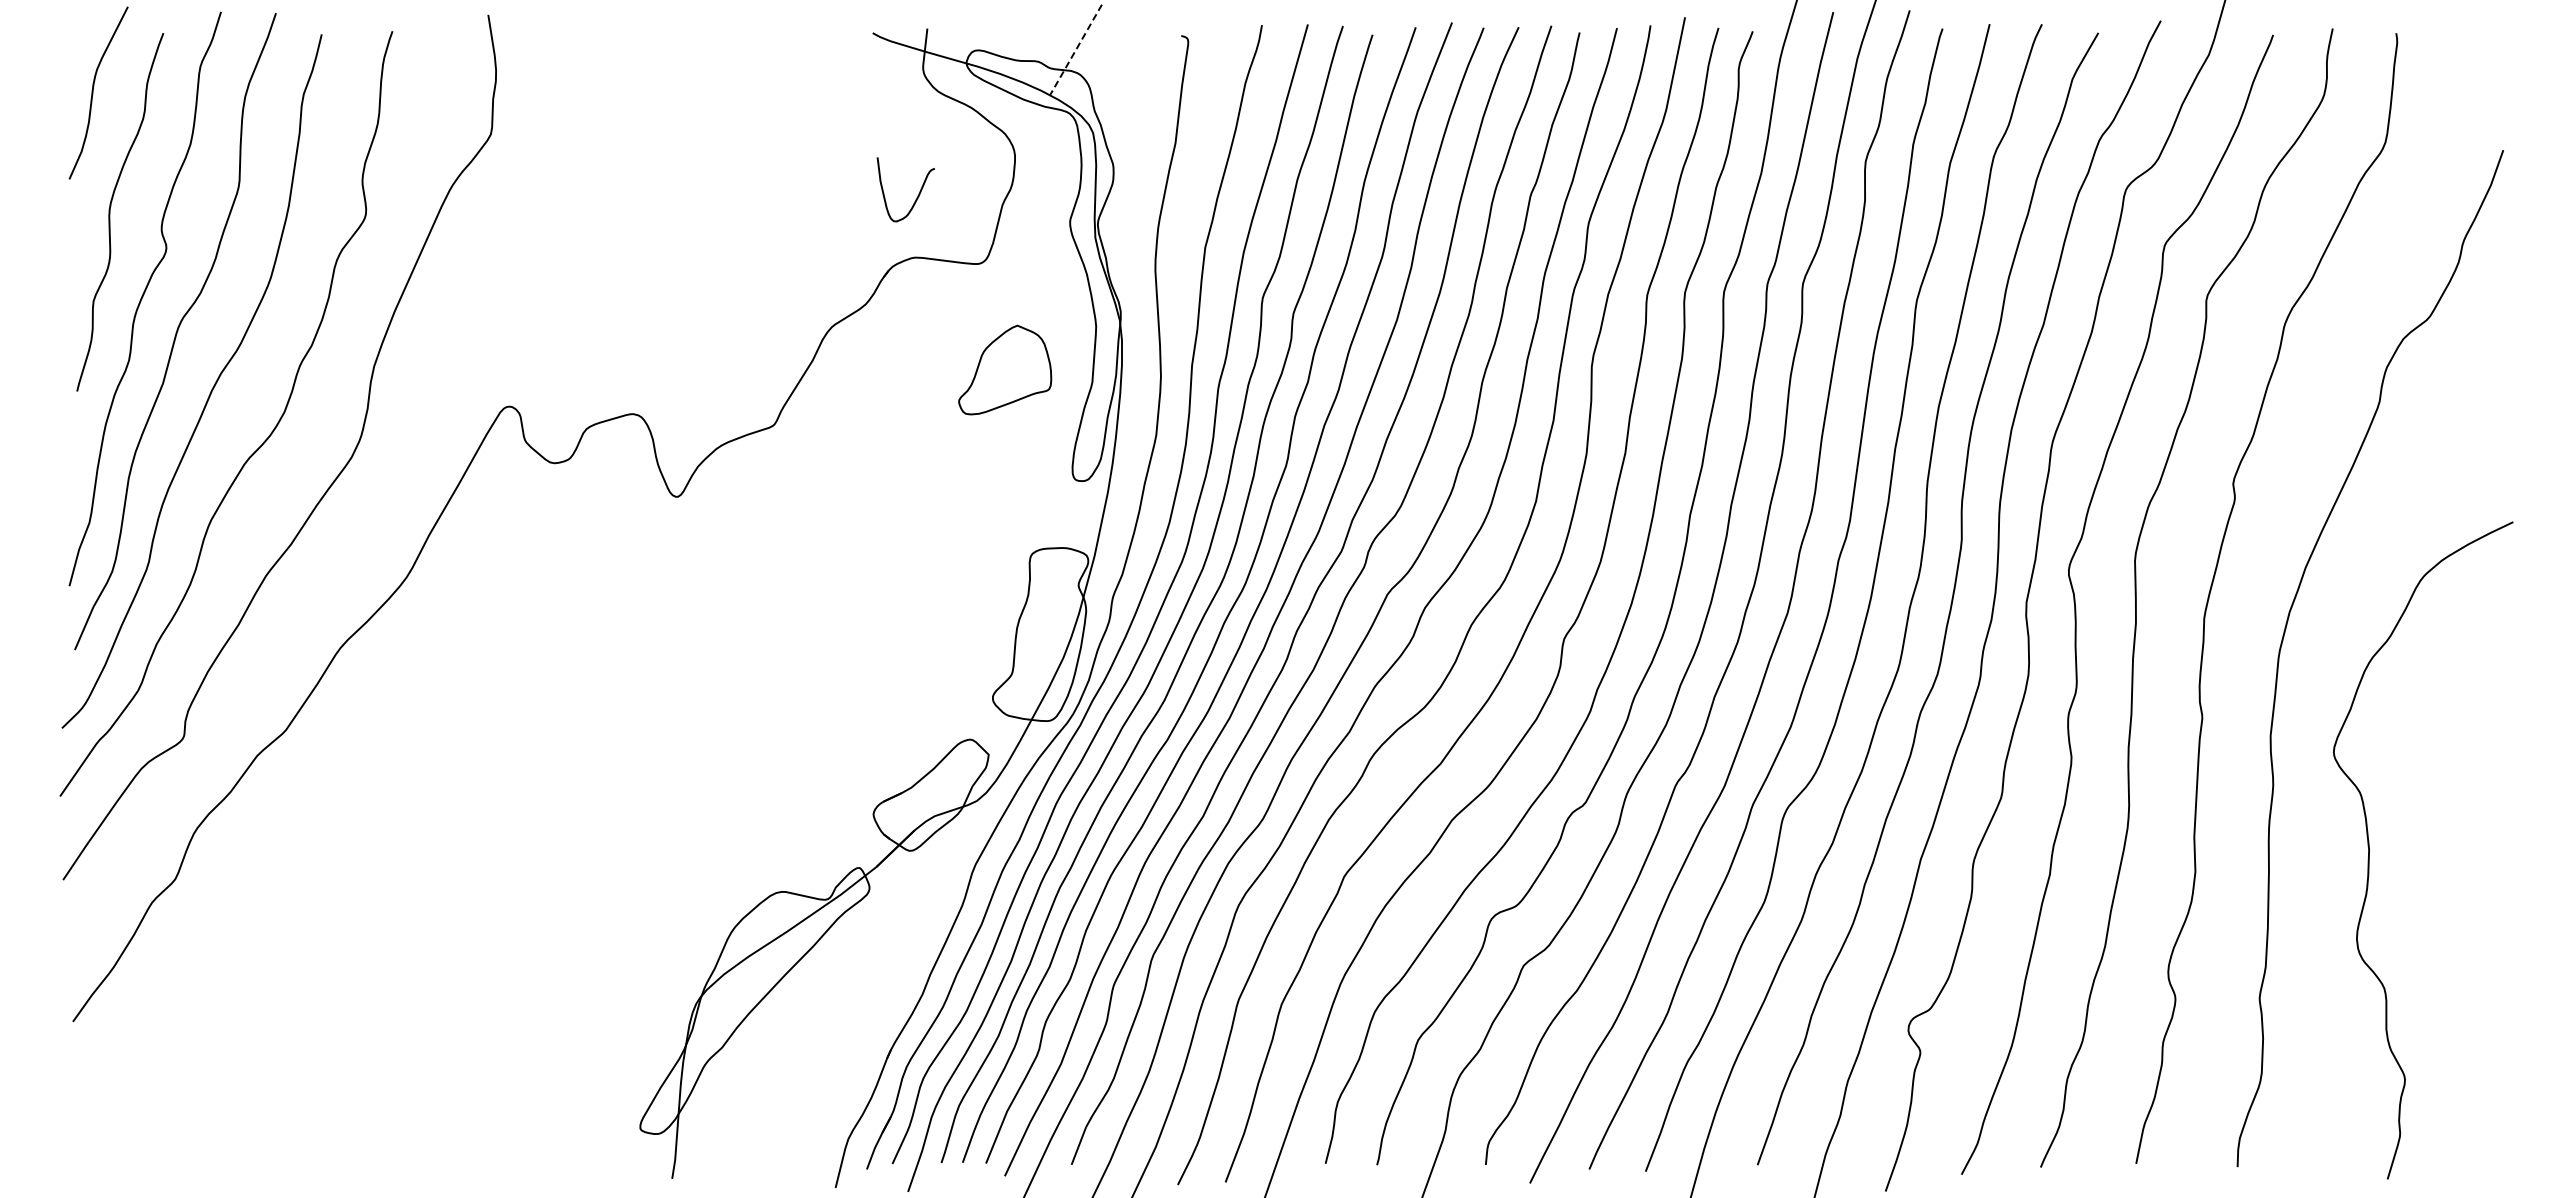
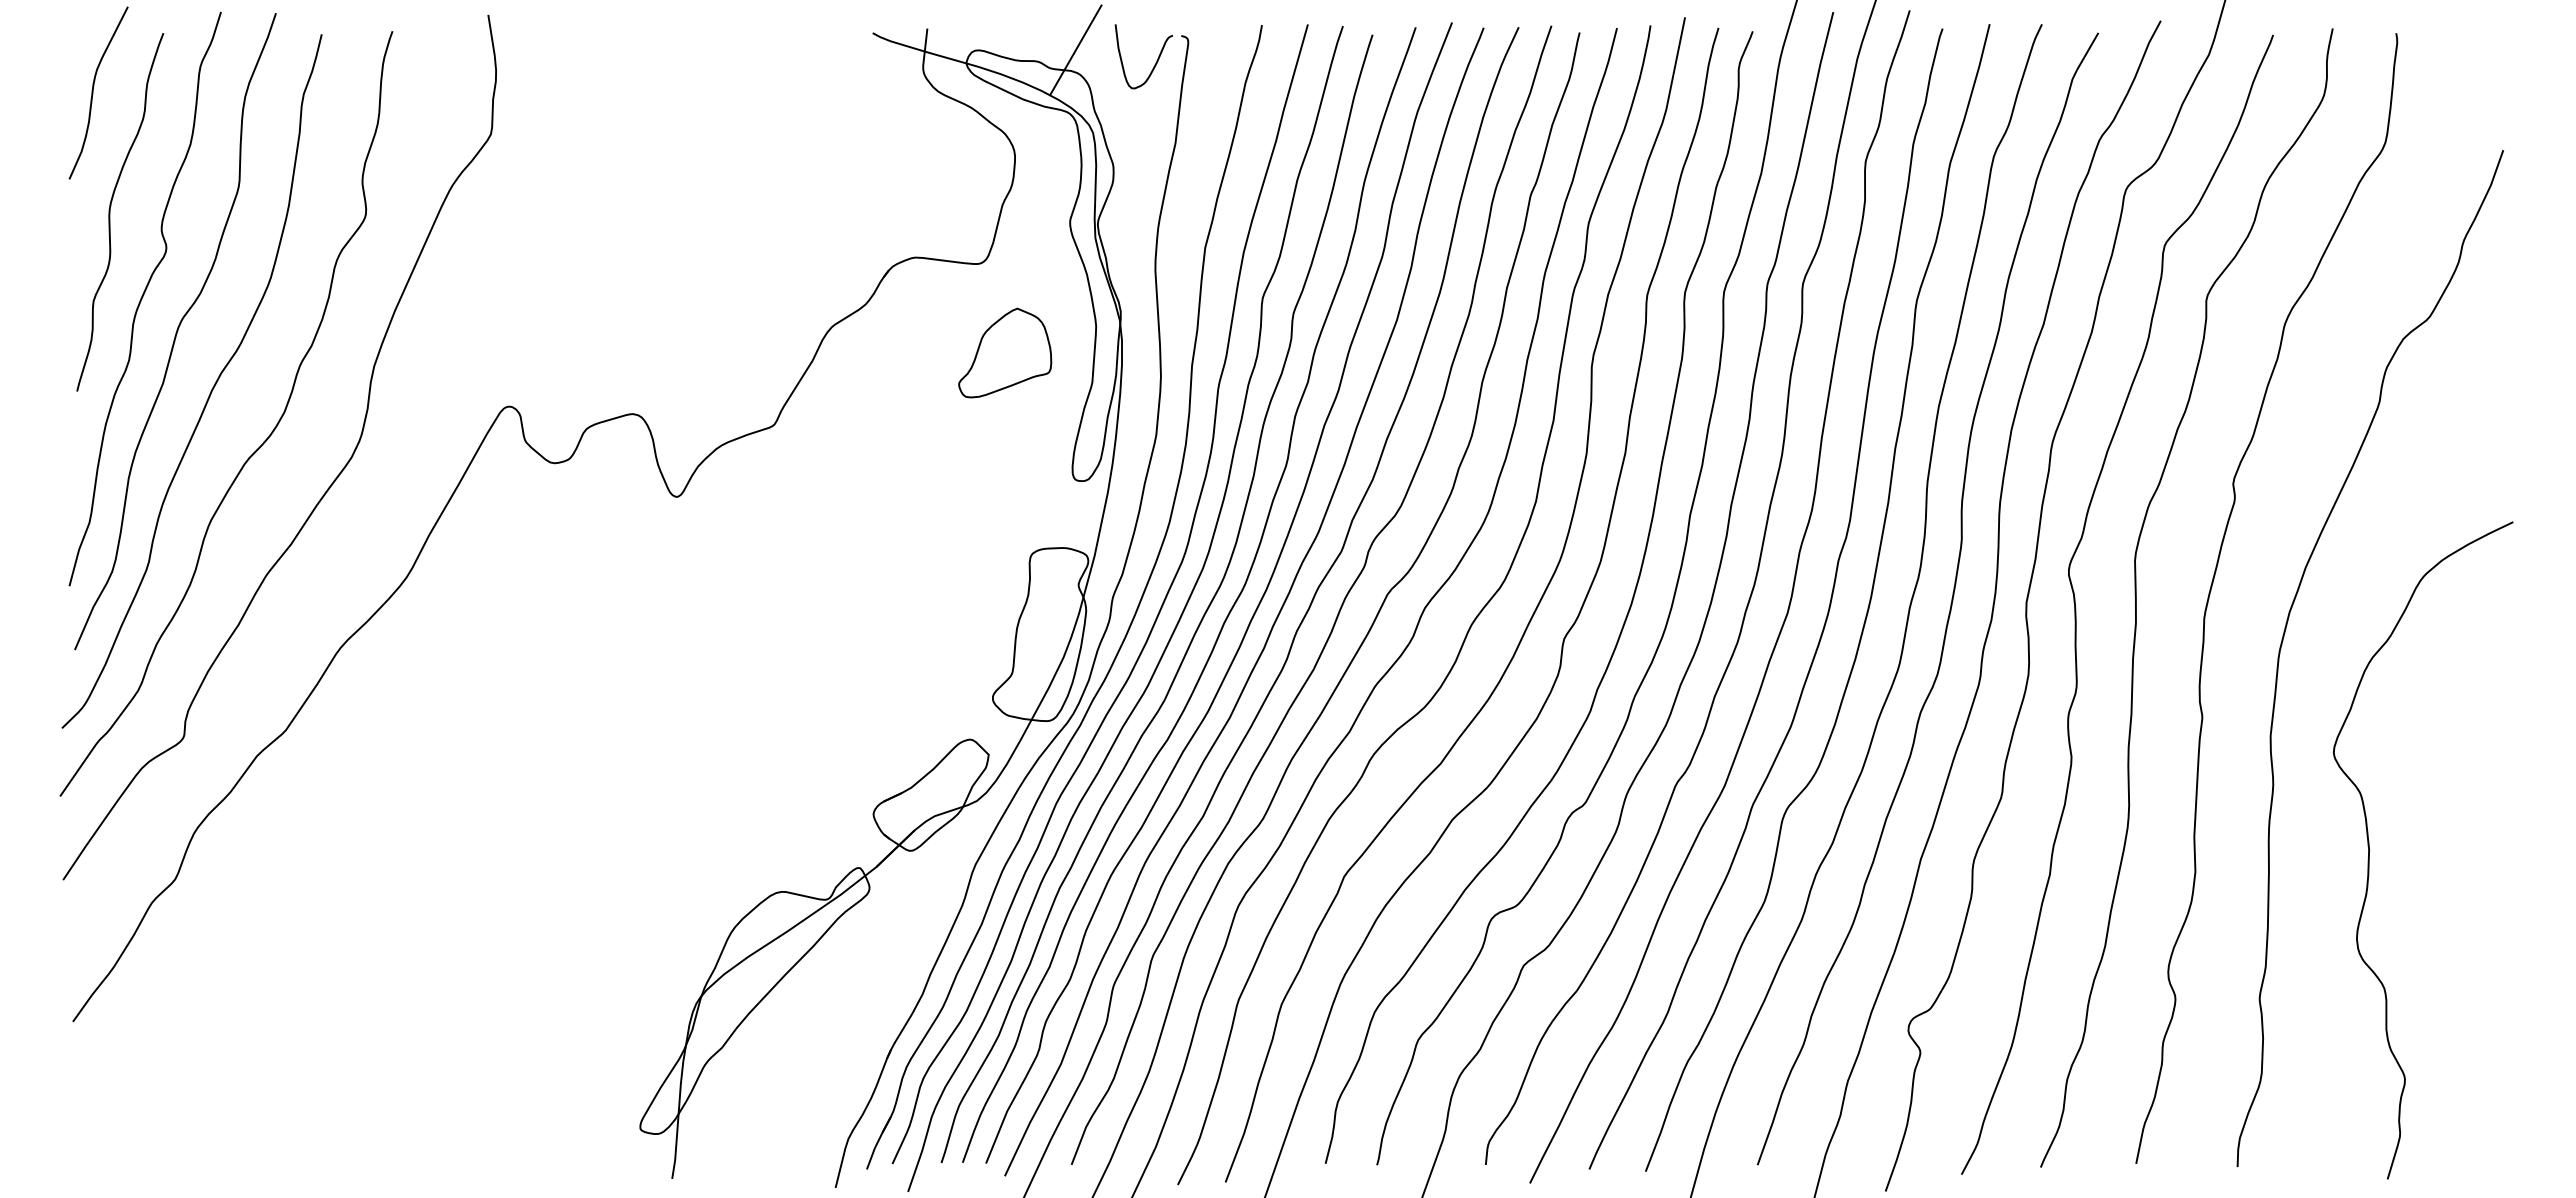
line: dashed -> solid (1075, 50)
curve position: (917, 195) -> (1155, 62) (1155, 62)
part position: (1005, 369) -> (1005, 352) (1005, 352)
